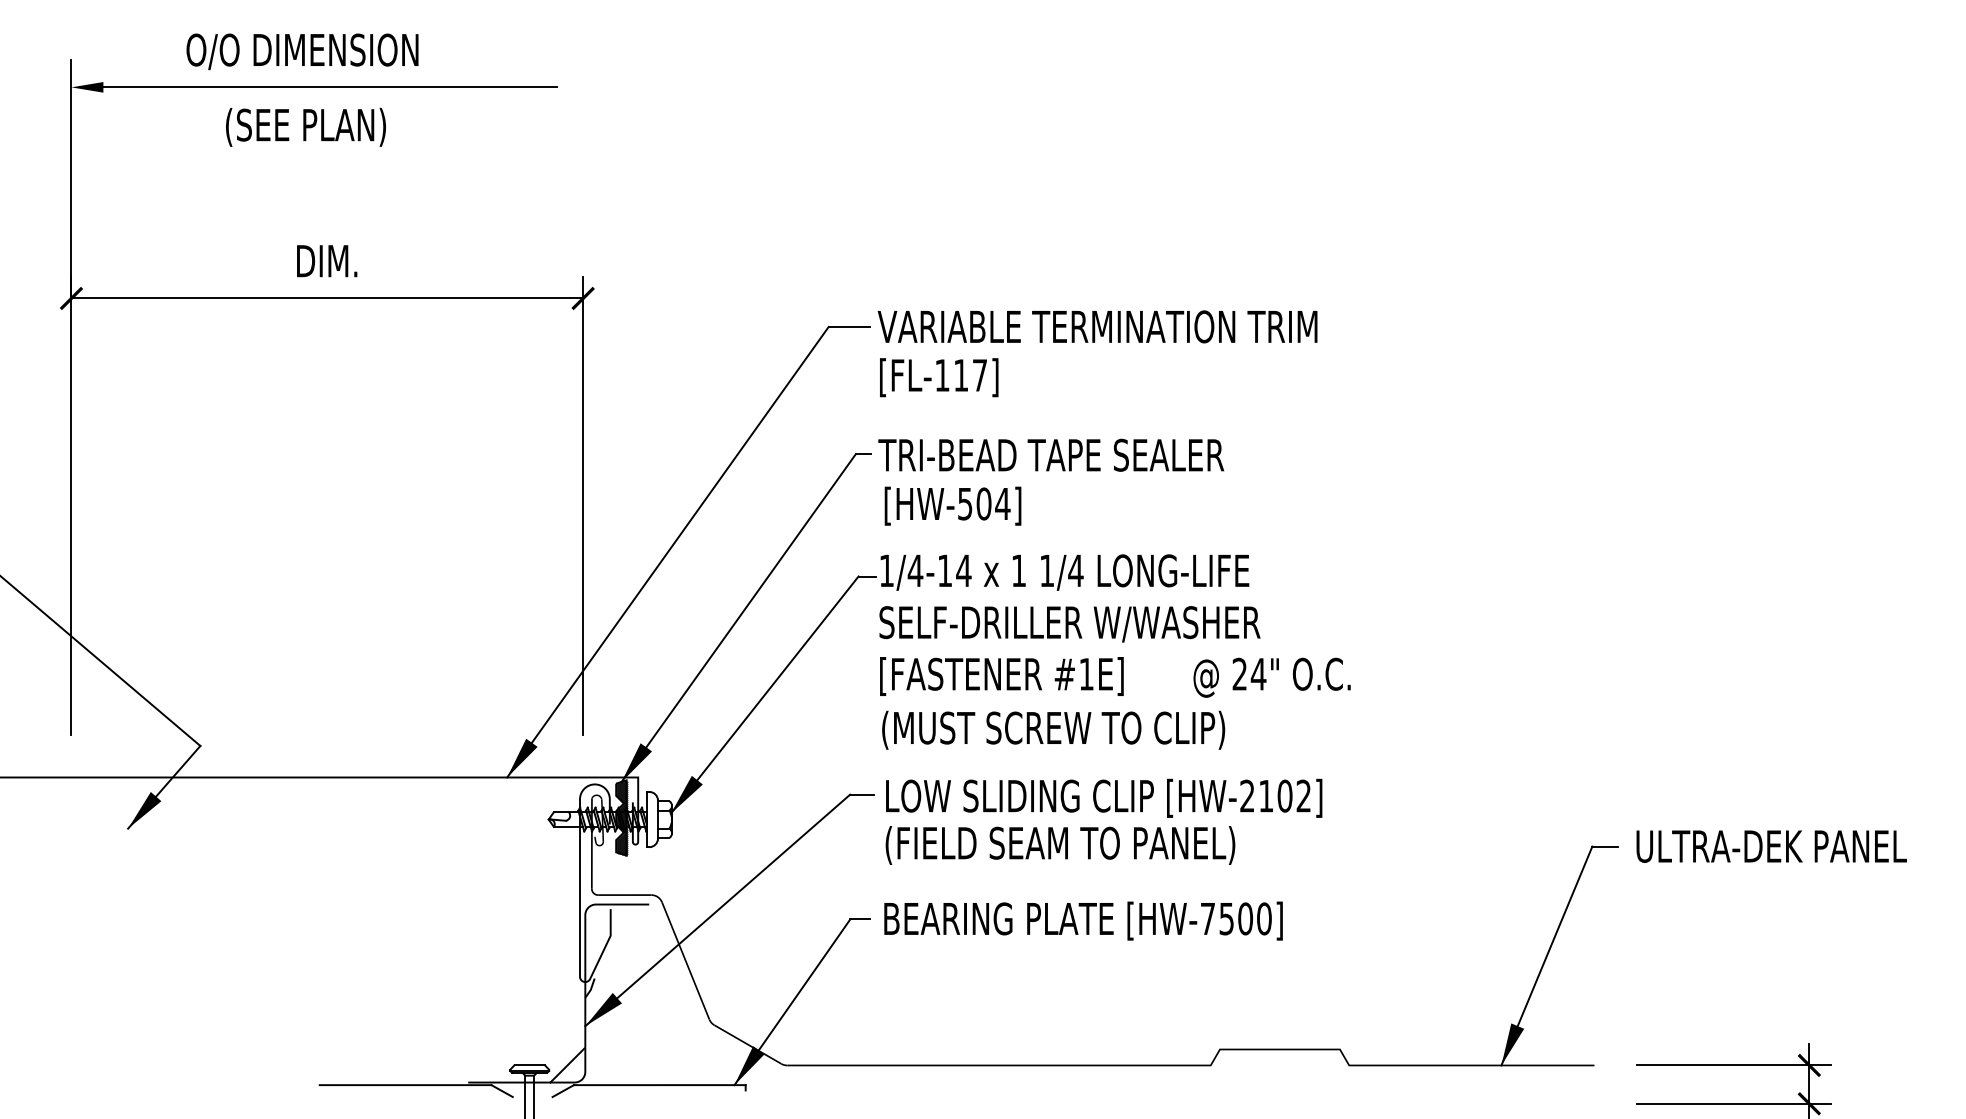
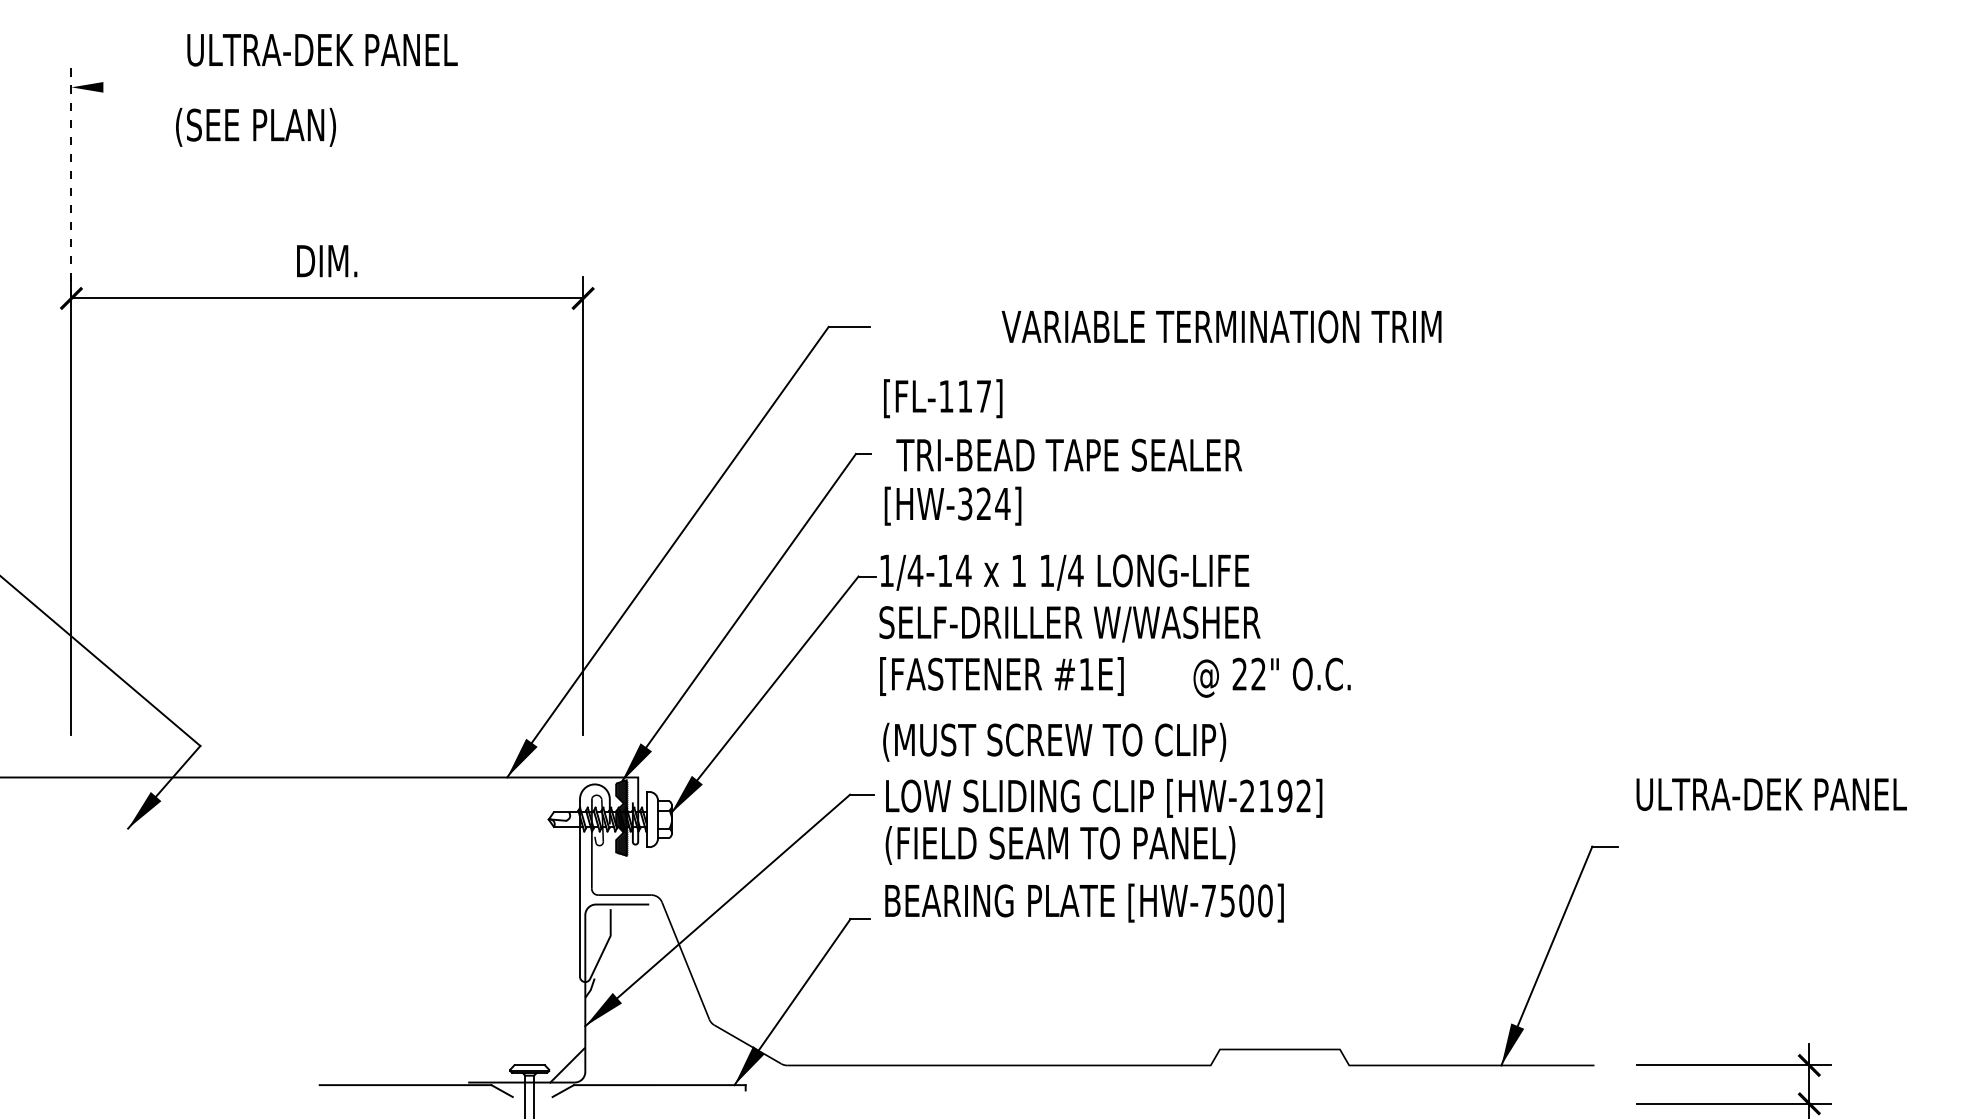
text: O/O DIMENSION -> ULTRA-DEK PANEL (321, 51)
line: present -> none (329, 87)
text position: (305, 126) -> (255, 126) (255, 126)
line: solid -> dashed (71, 178)
text position: (1097, 326) -> (1221, 326) (1221, 326)
text position: (939, 377) -> (943, 398) (943, 398)
text position: (1051, 454) -> (1069, 454) (1069, 454)
text: [HW-504] -> [HW-324] (974, 503)
text: 24" -> 22" (1258, 673)
text position: (1053, 729) -> (1054, 741) (1054, 741)
text: [HW-2102] -> [HW-2192] (1284, 795)
text position: (1771, 846) -> (1771, 794) (1771, 794)
text position: (1083, 920) -> (1084, 902) (1084, 902)
